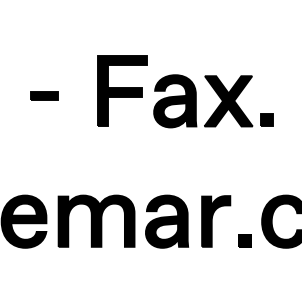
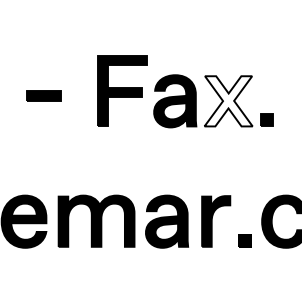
part size: 29x10 px -> 36x12 px (43, 95)
fill: present -> none (228, 101)
